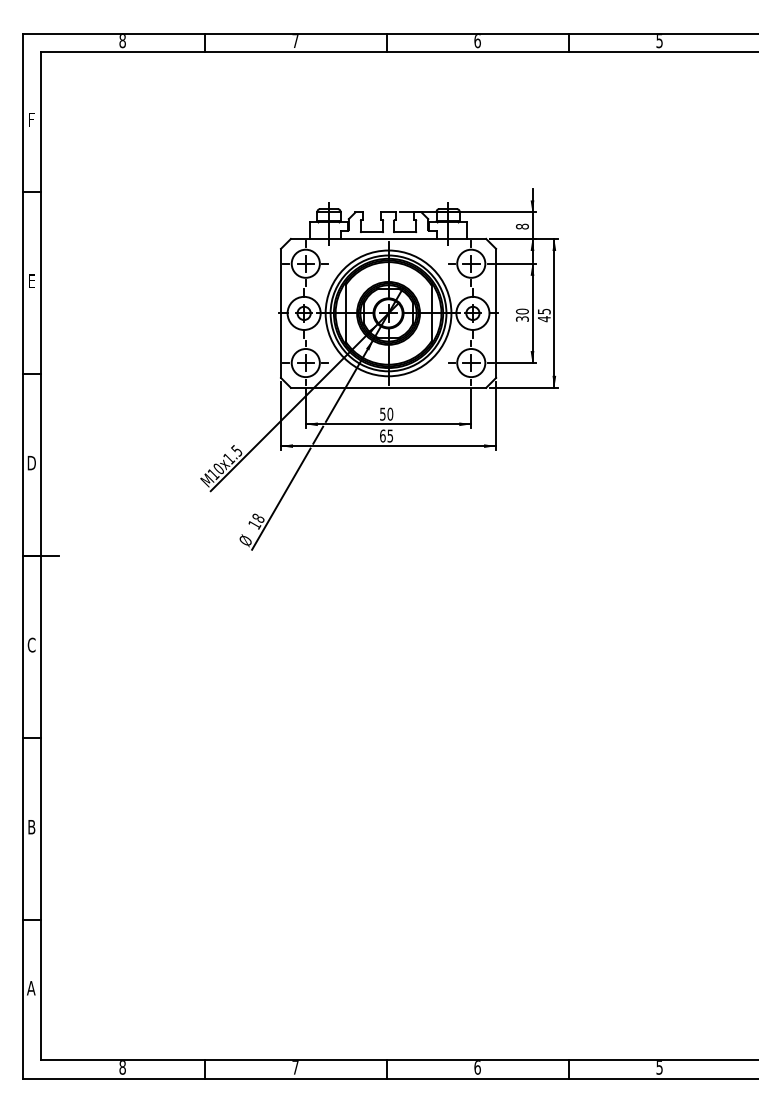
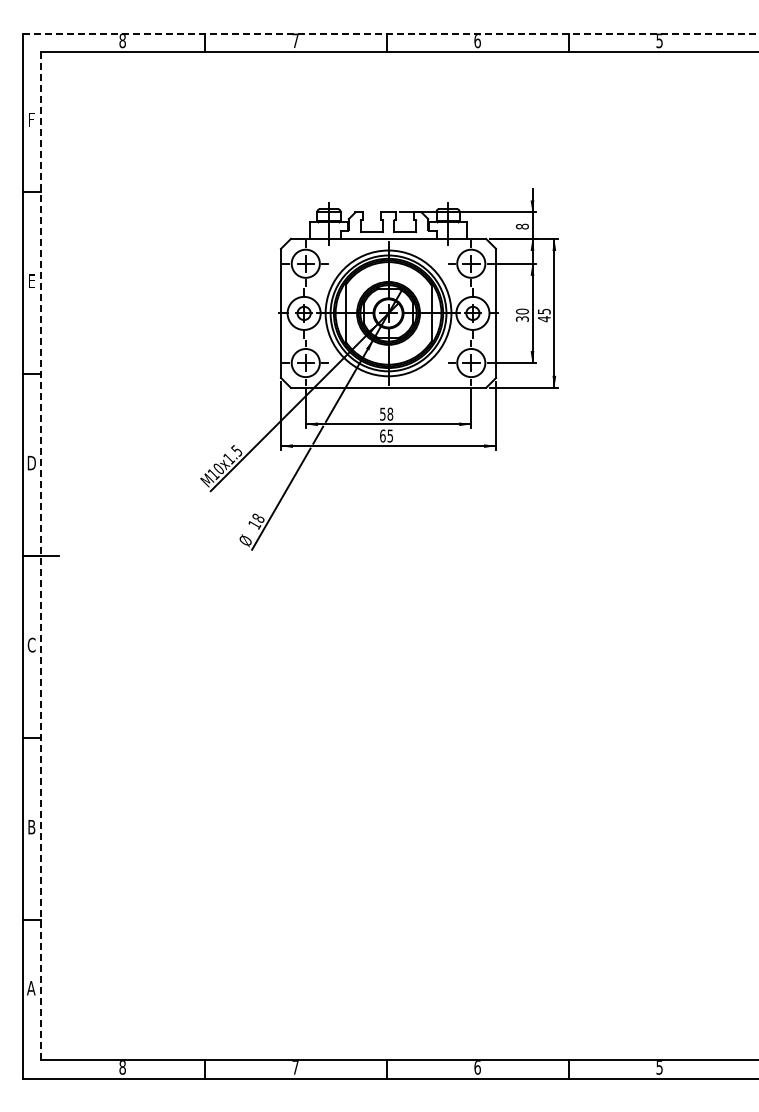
line: solid -> dashed (390, 33)
text: 50 -> 58 (390, 414)
line: solid -> dashed (40, 555)
